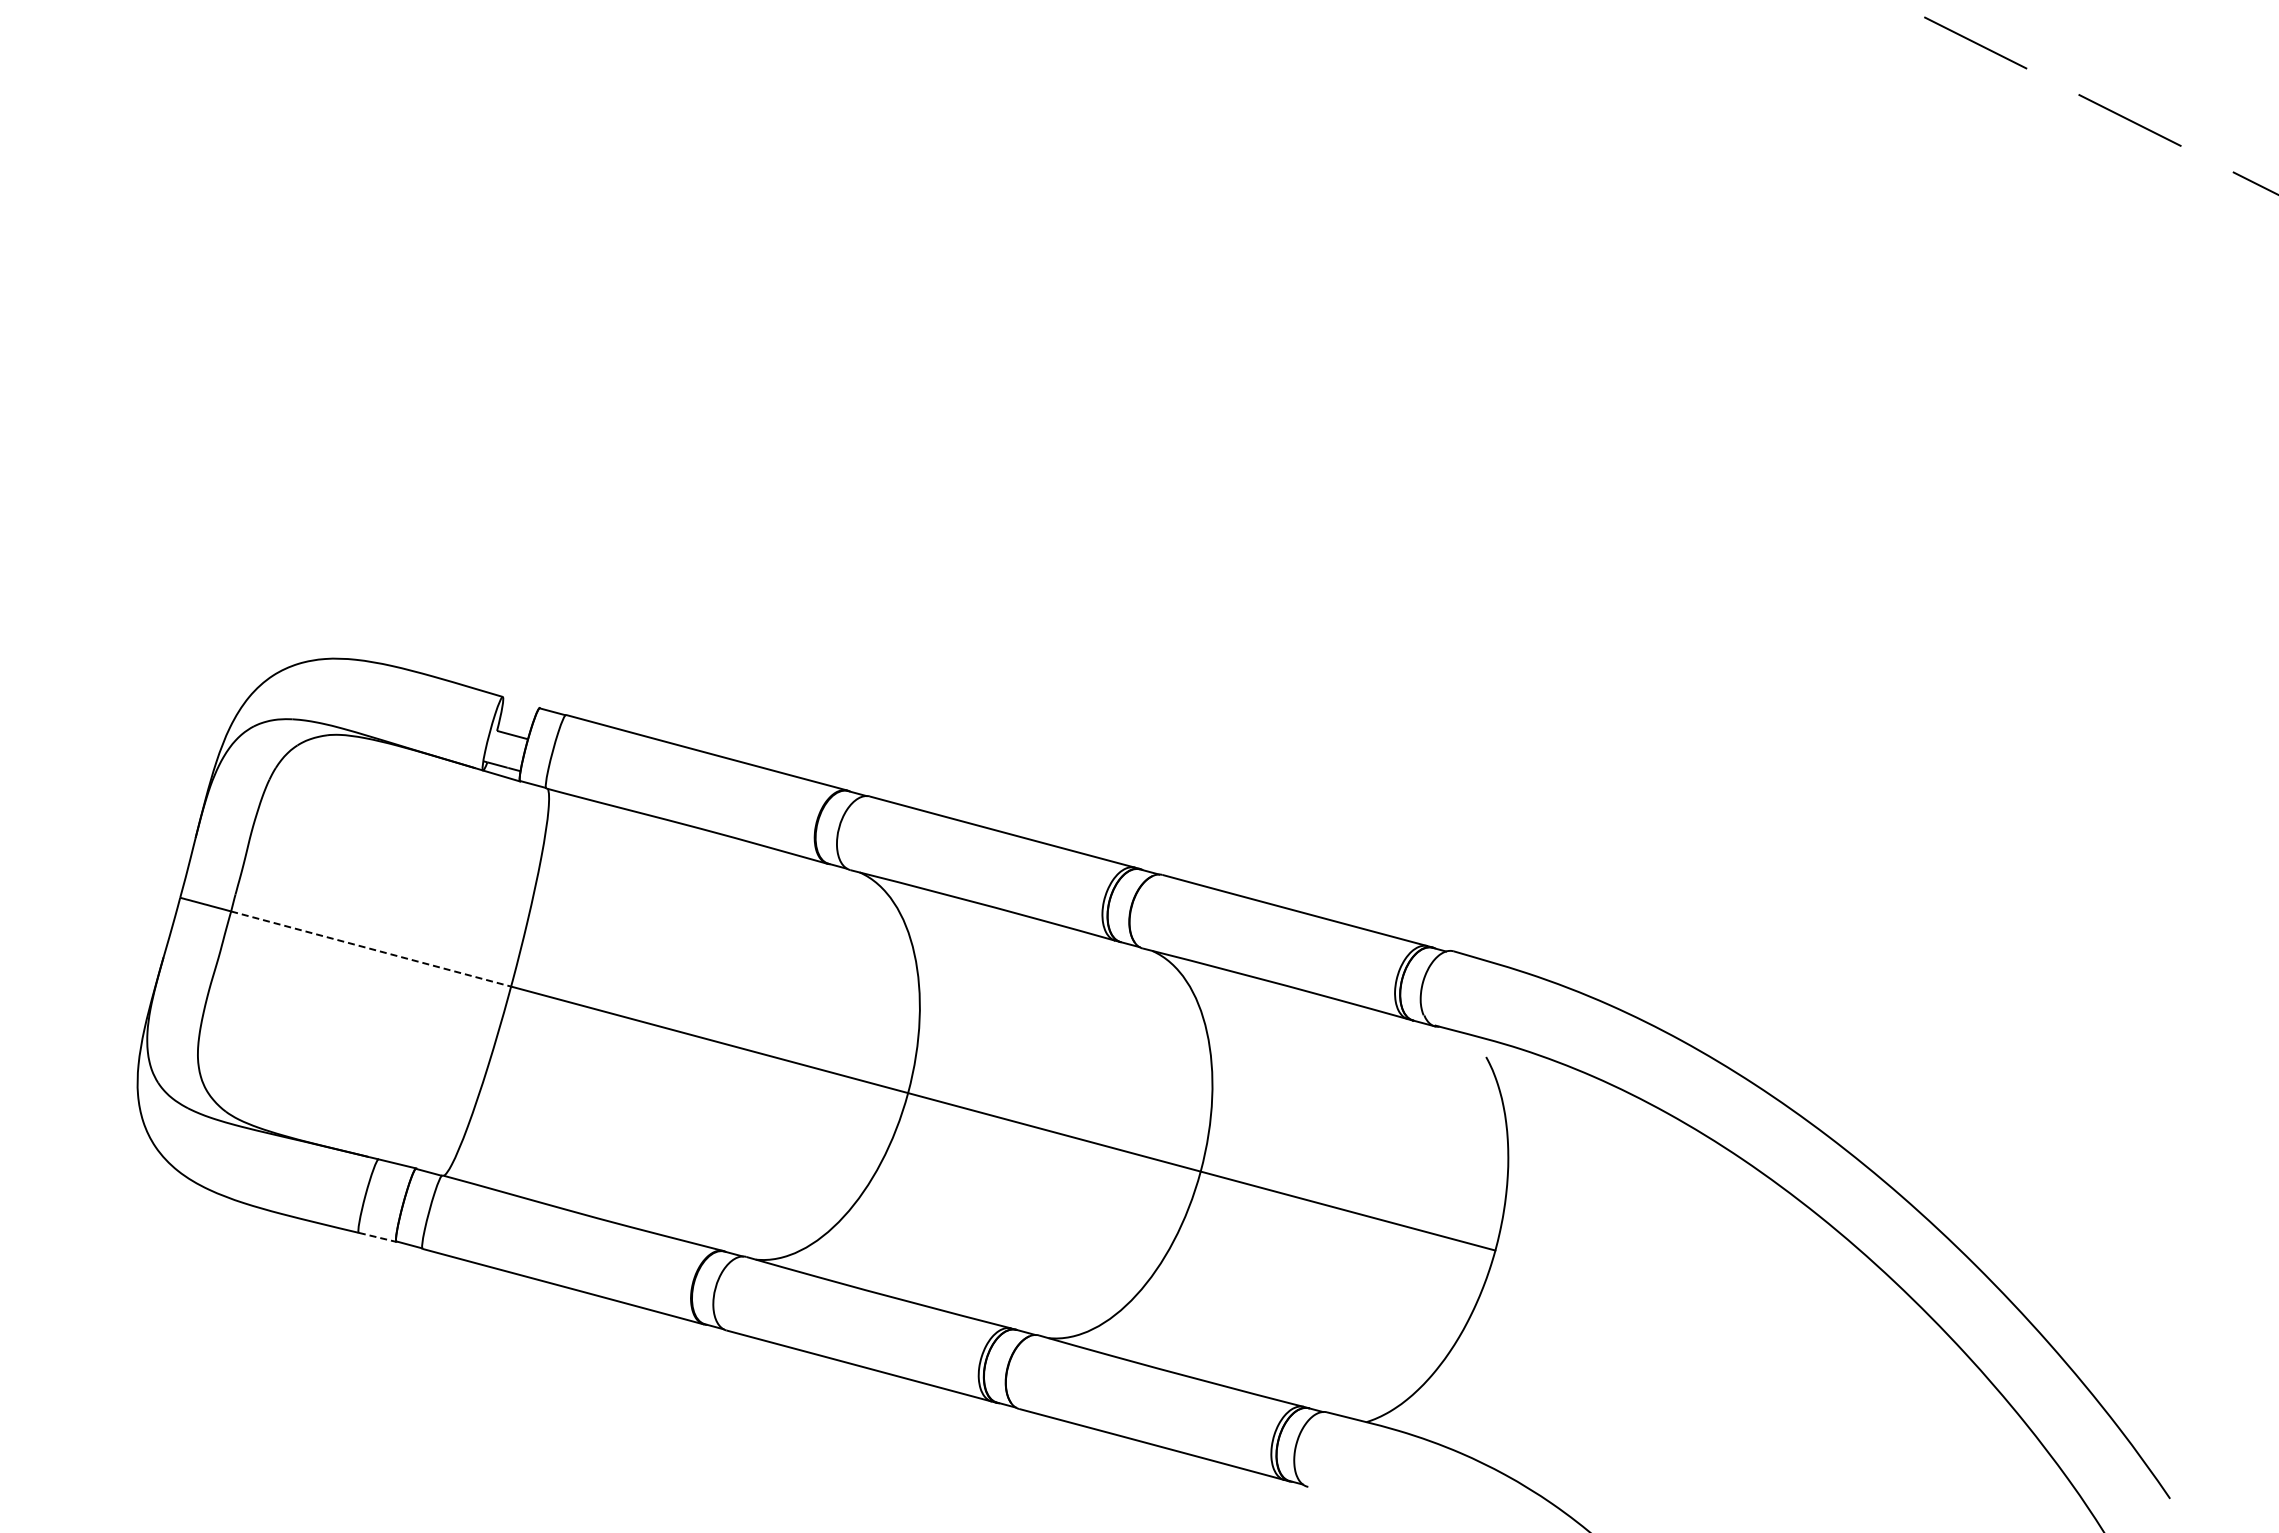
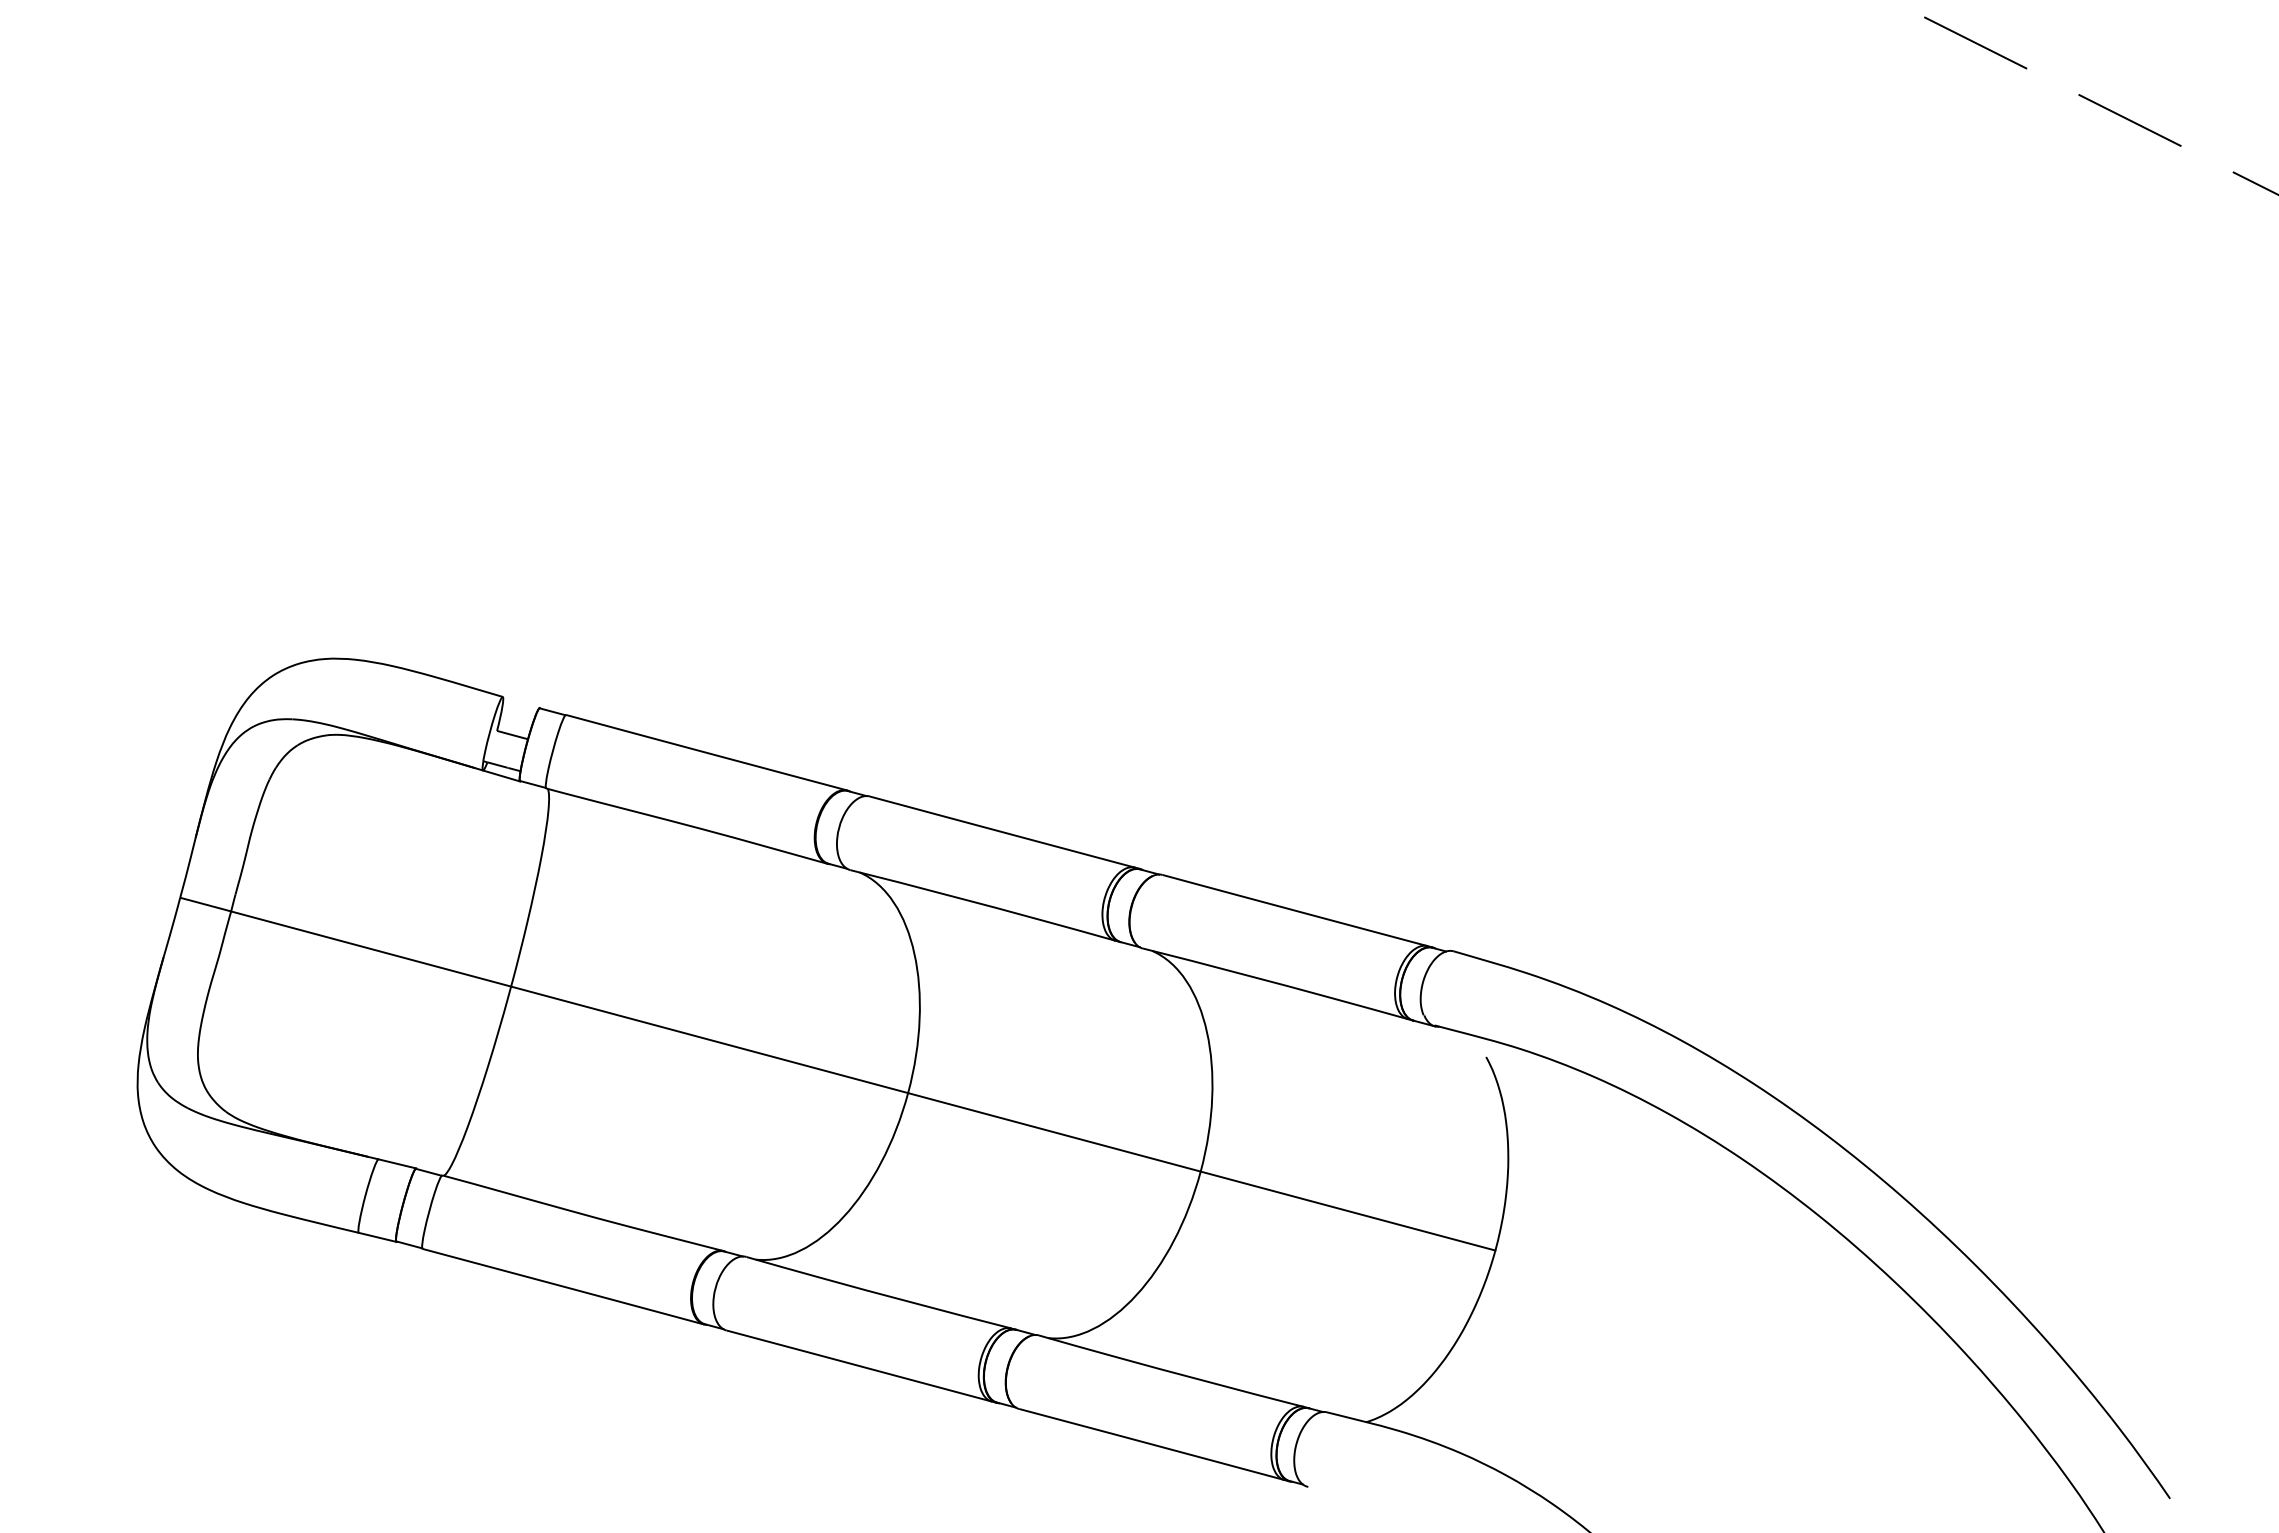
line: dashed -> solid (371, 949)
line: dashed -> solid (378, 1237)
